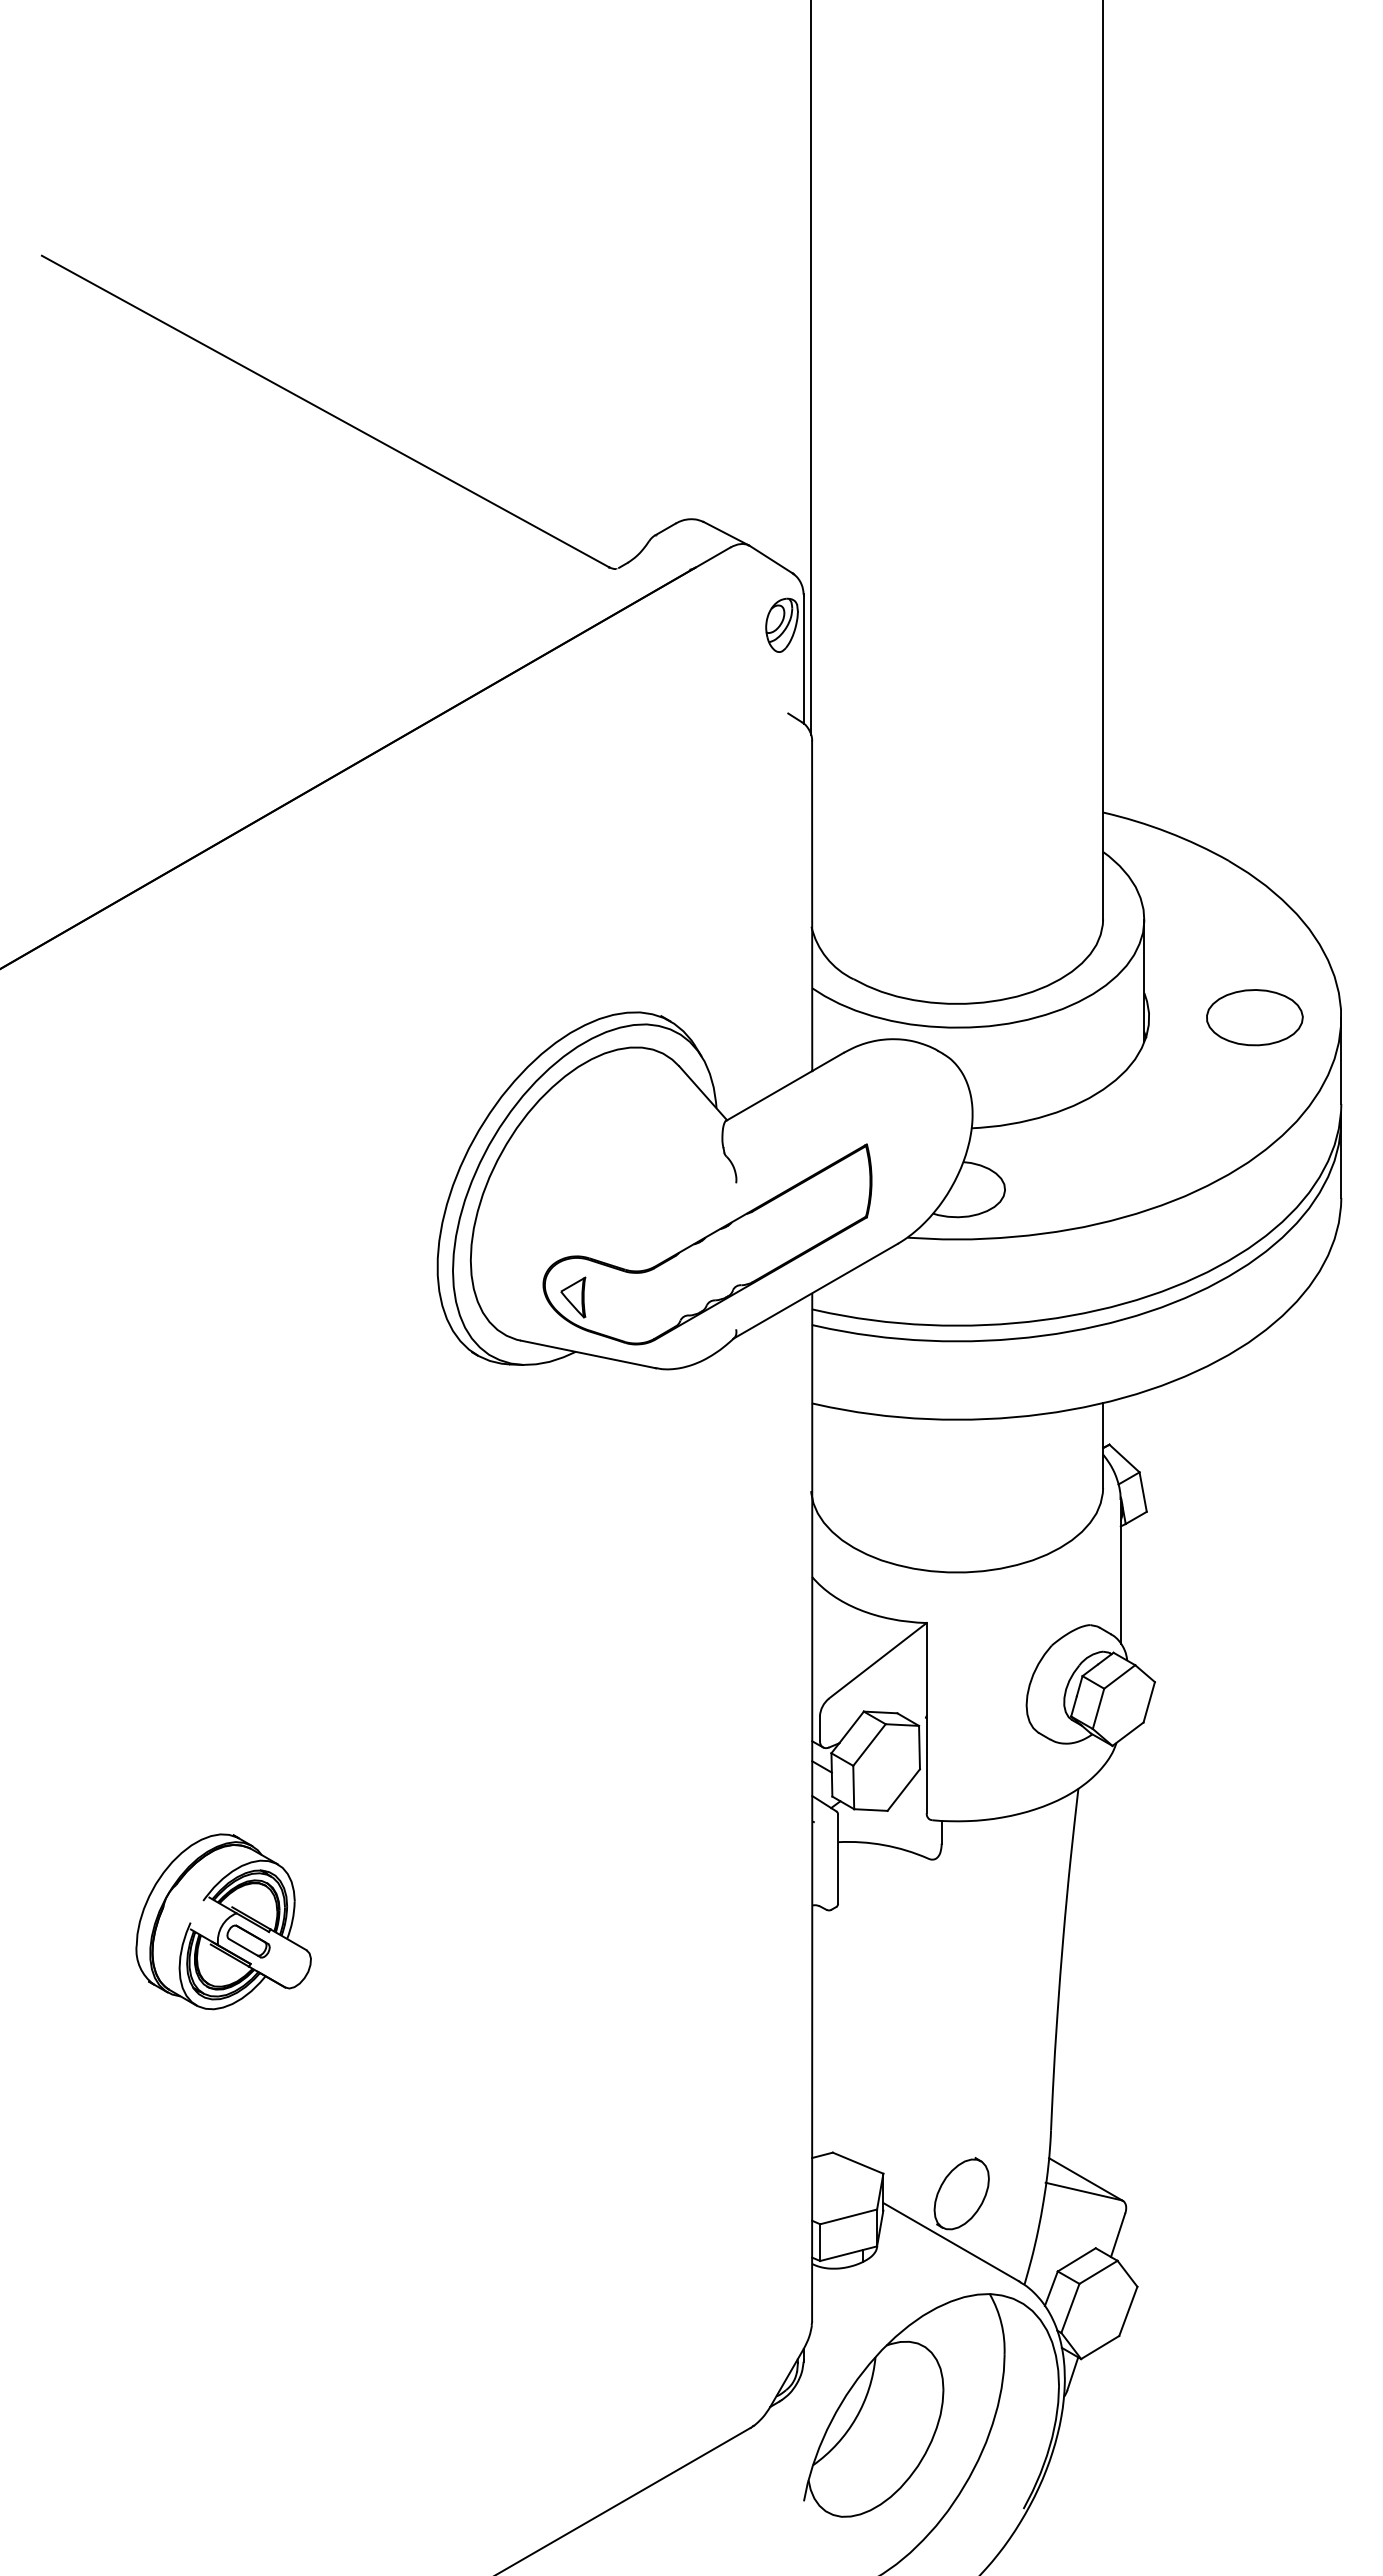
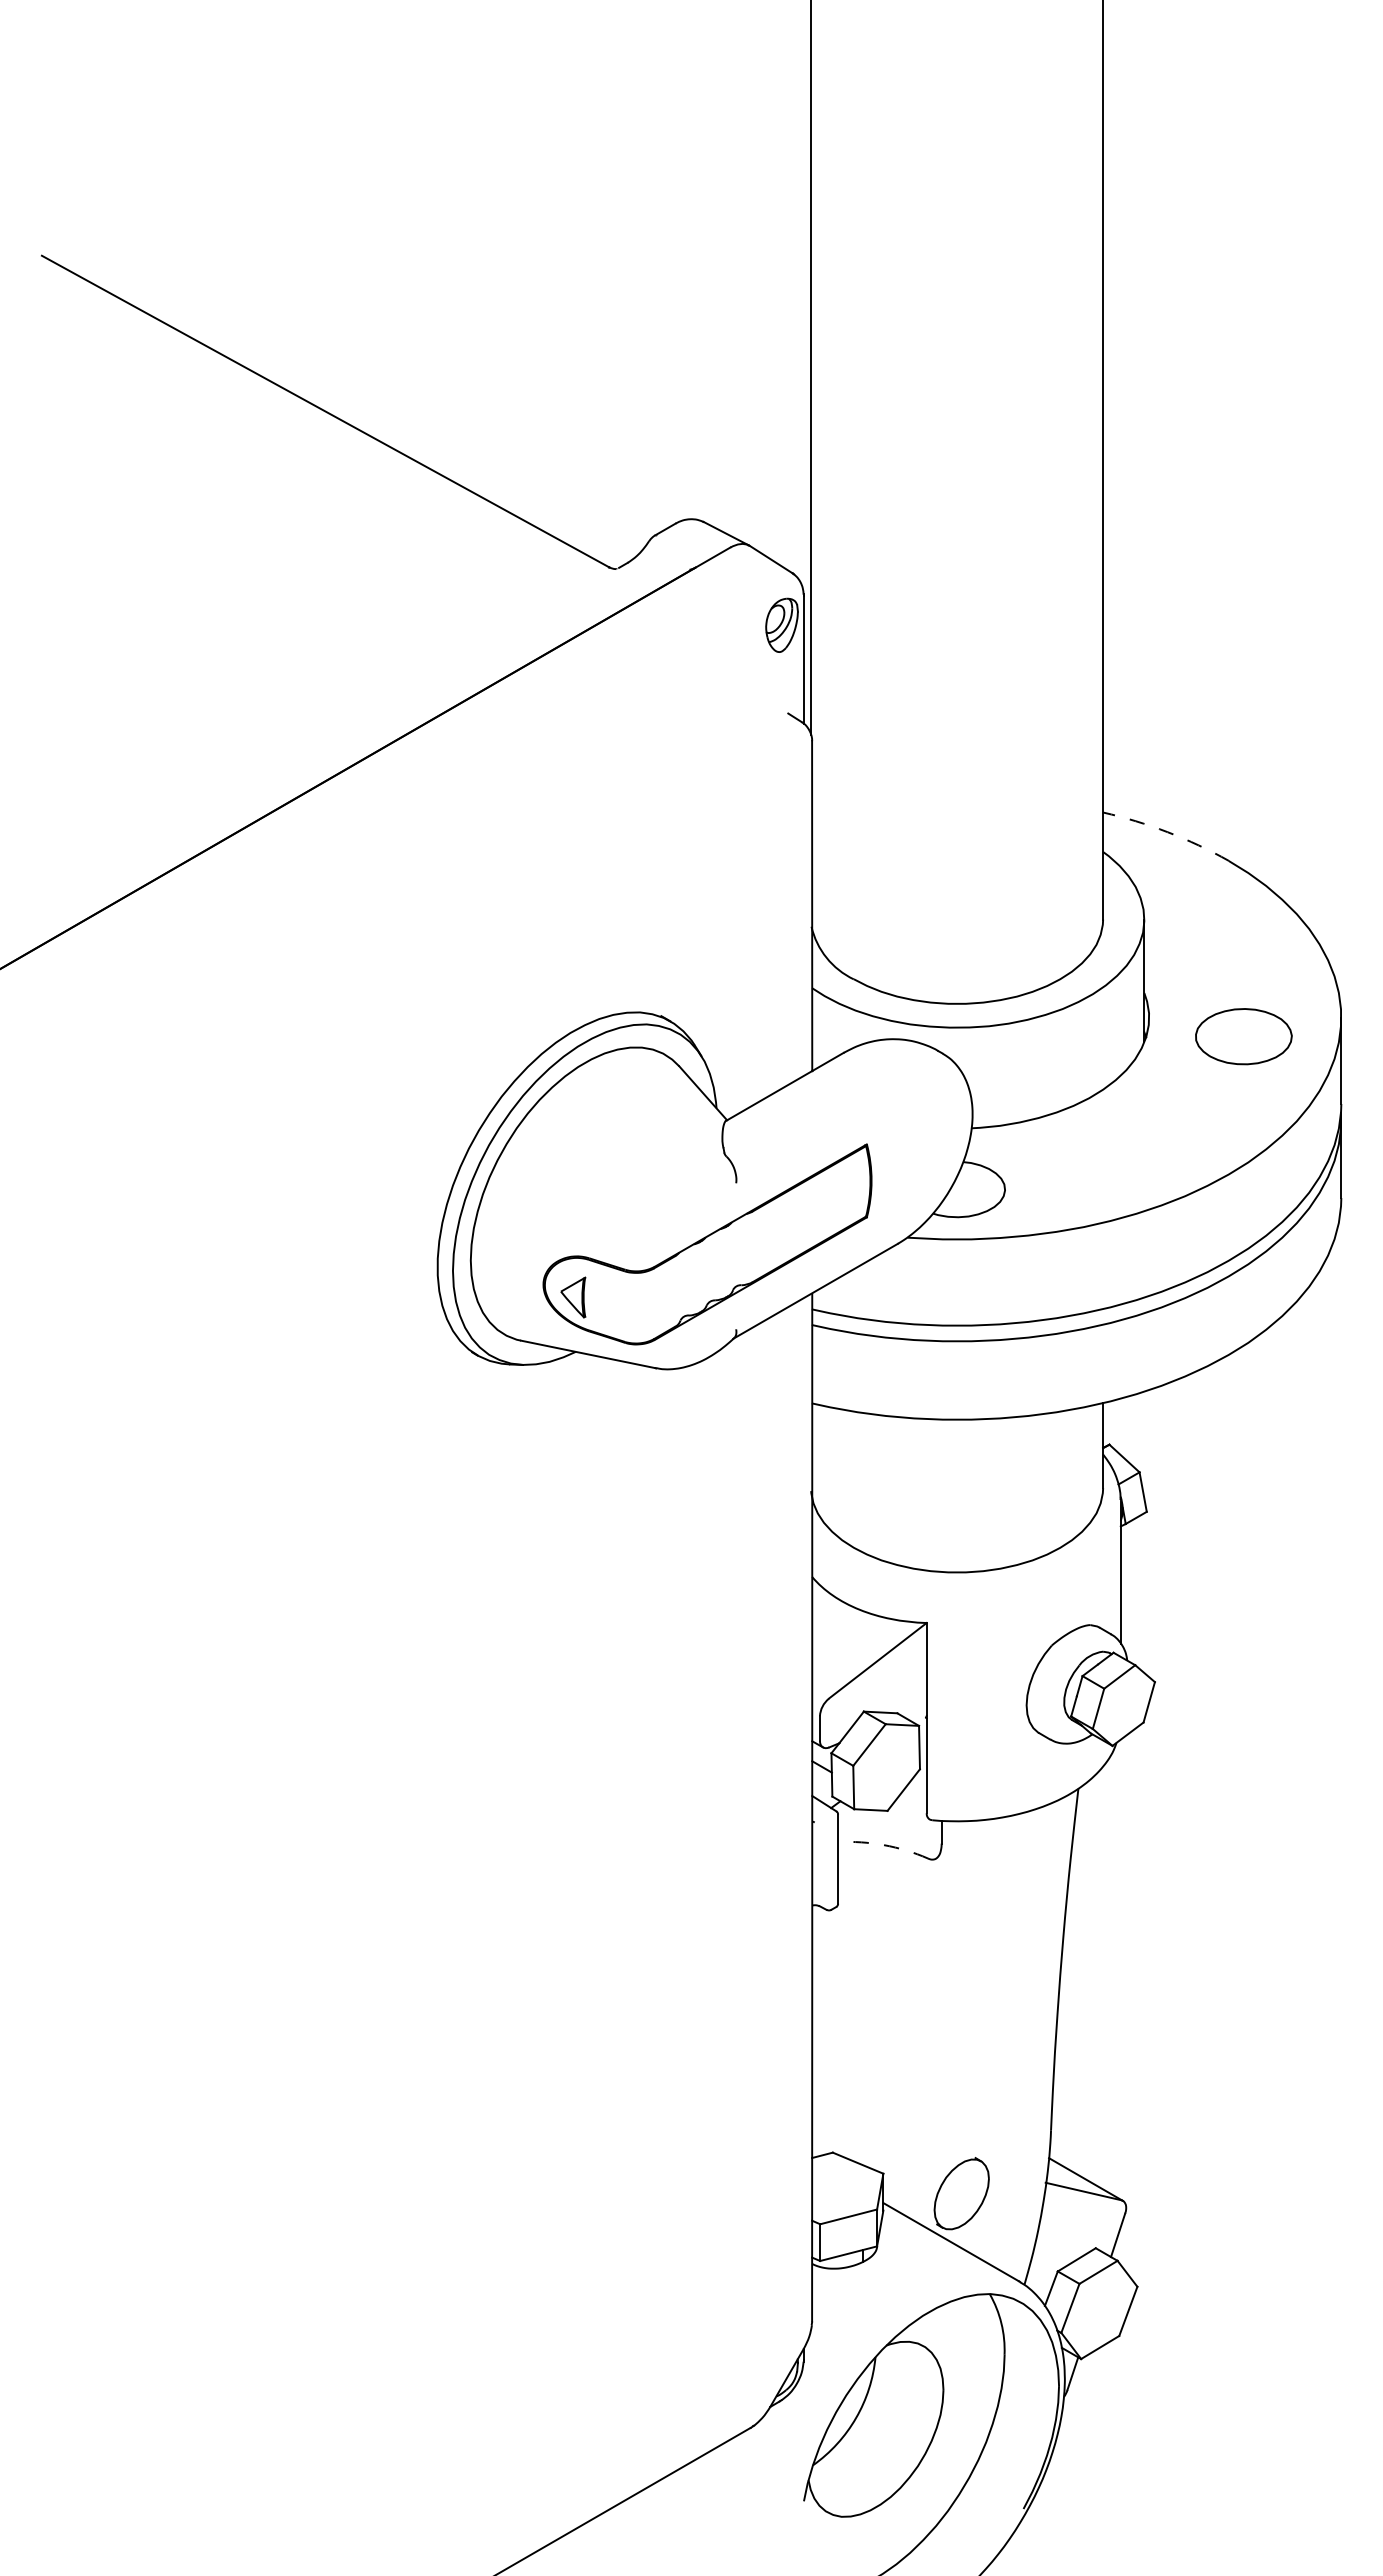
arc: solid -> dashed (1167, 832)
part position: (1254, 1017) -> (1243, 1036) (1243, 1036)
arc: solid -> dashed (884, 1845)
part: present -> none (223, 1921)
